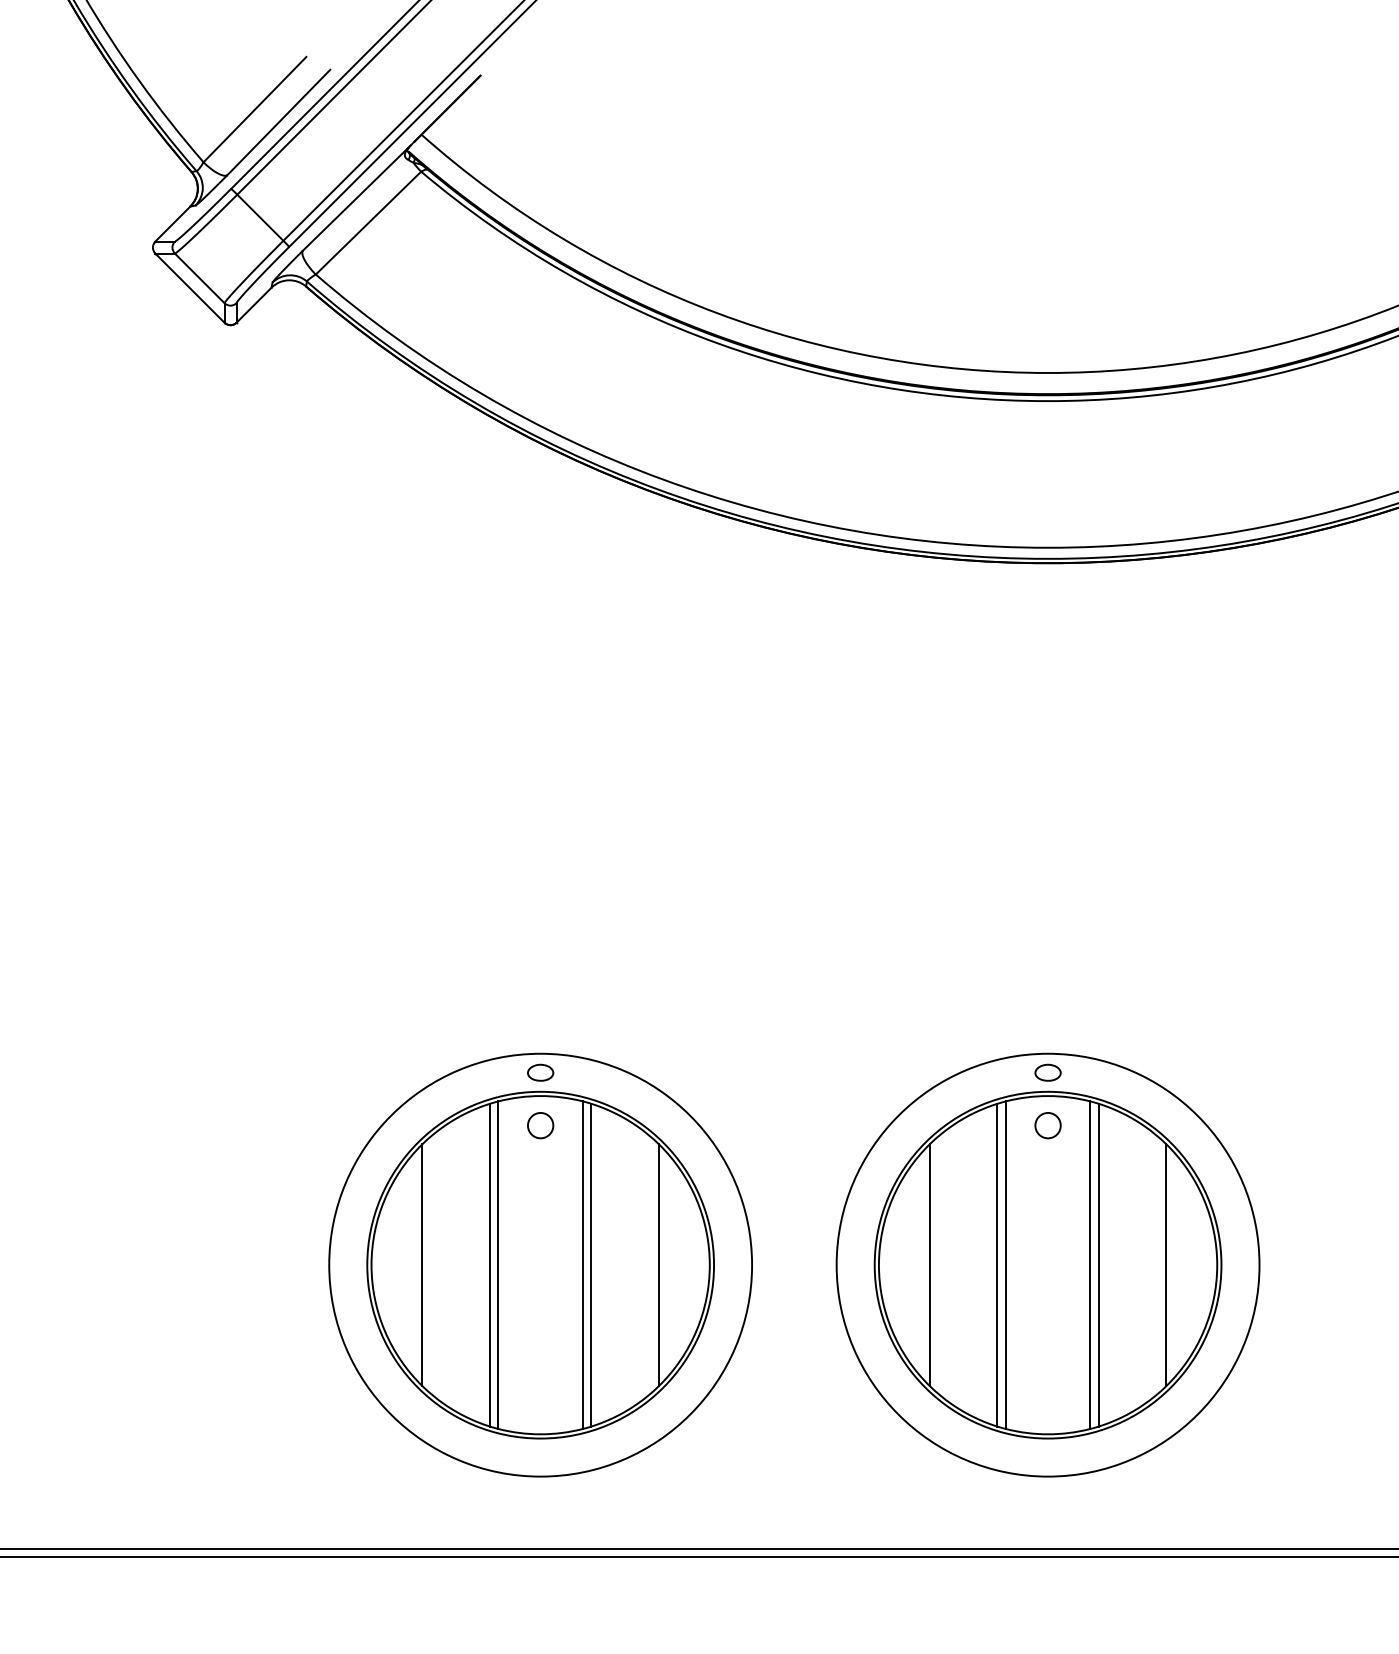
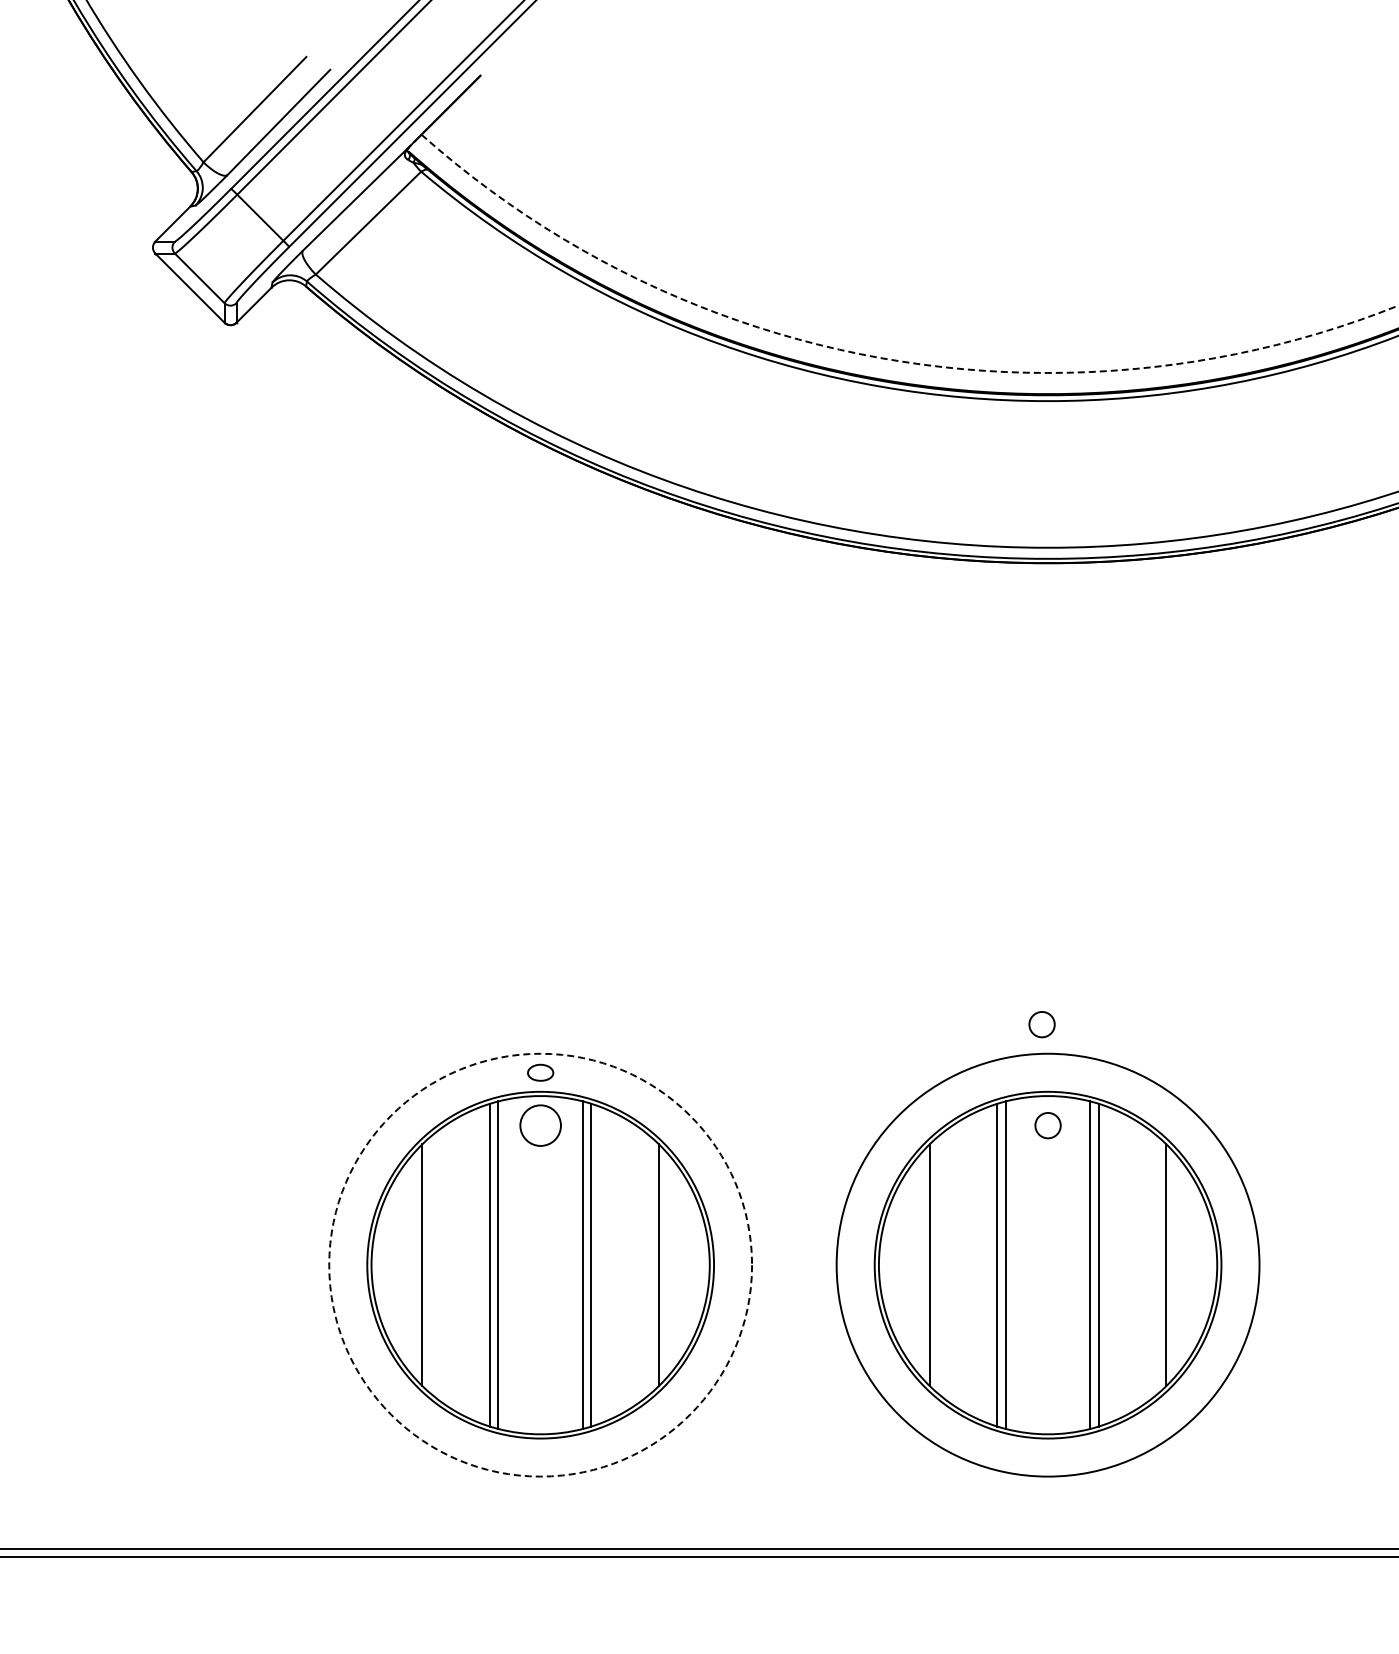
arc: solid -> dashed (886, 359)
circle: none -> present (1041, 1024)
part: present -> none (1047, 1072)
circle diameter: 25 px -> 41 px (540, 1125)
circle: solid -> dashed (540, 1264)
